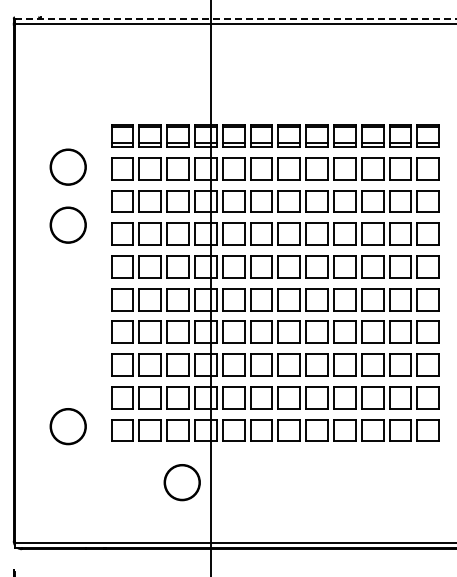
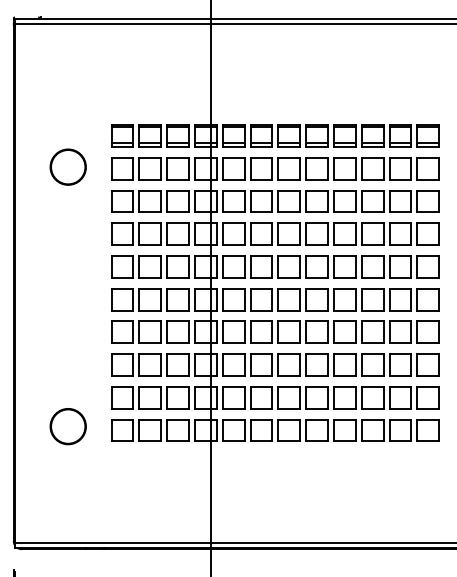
line: dashed -> solid (236, 18)
circle: present -> none (67, 224)
circle: present -> none (181, 482)
